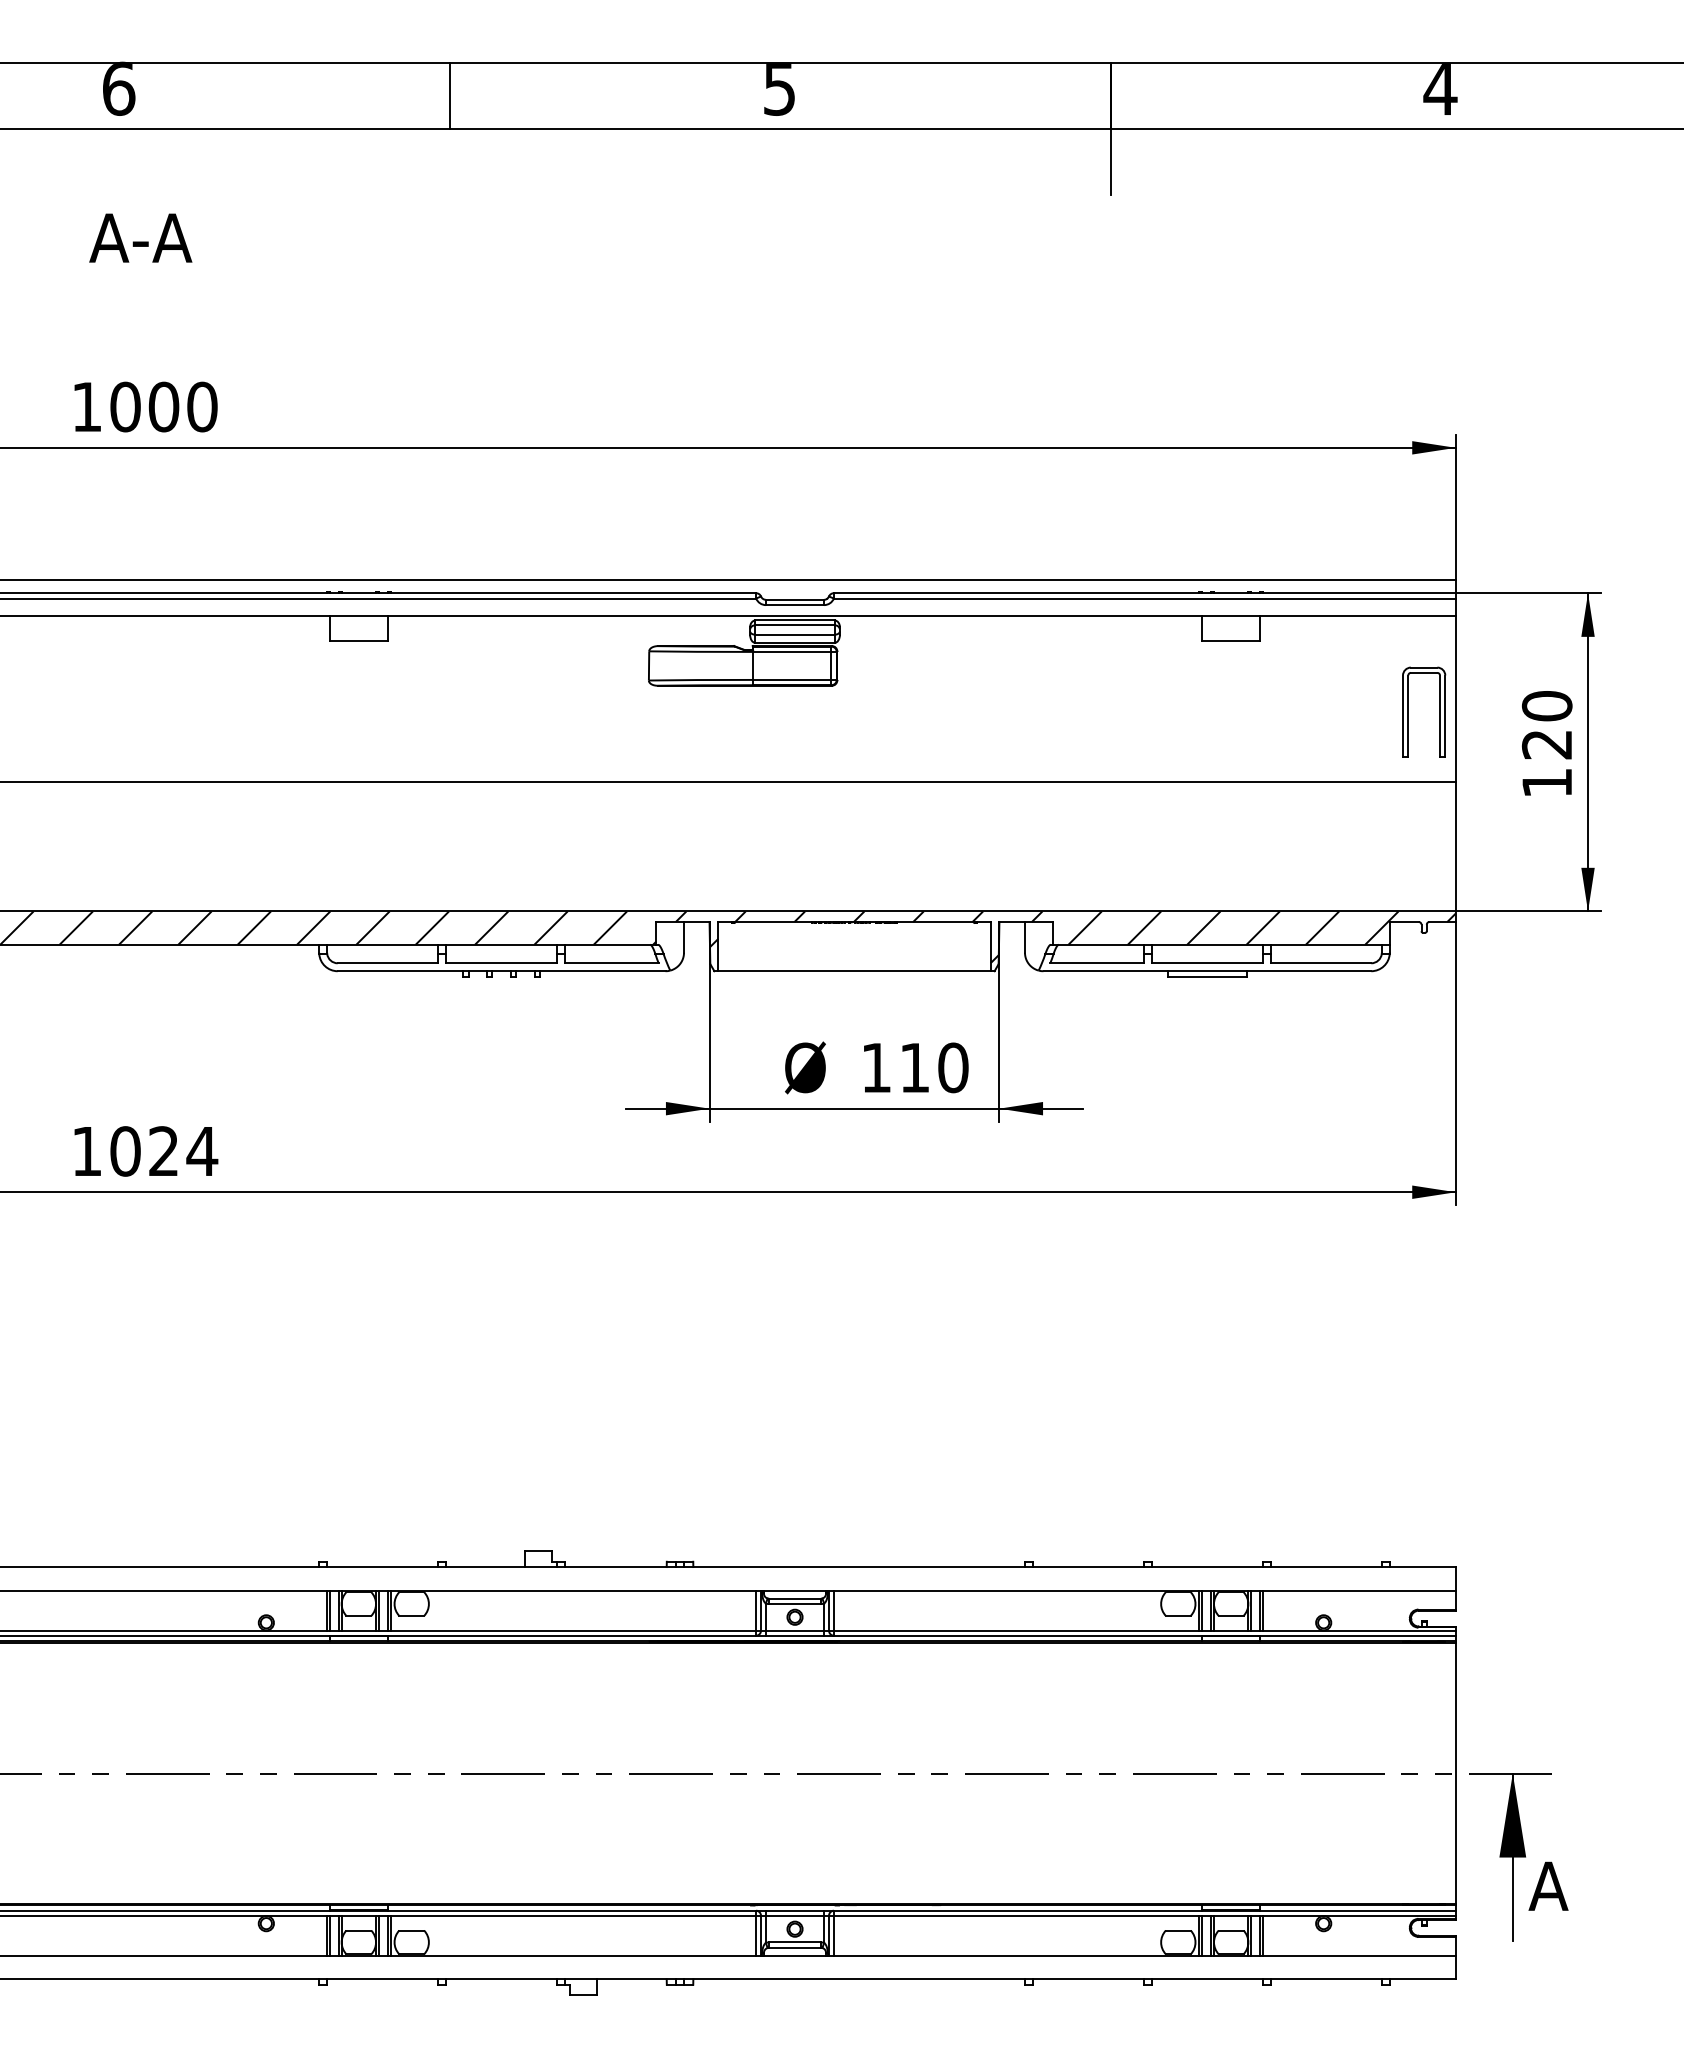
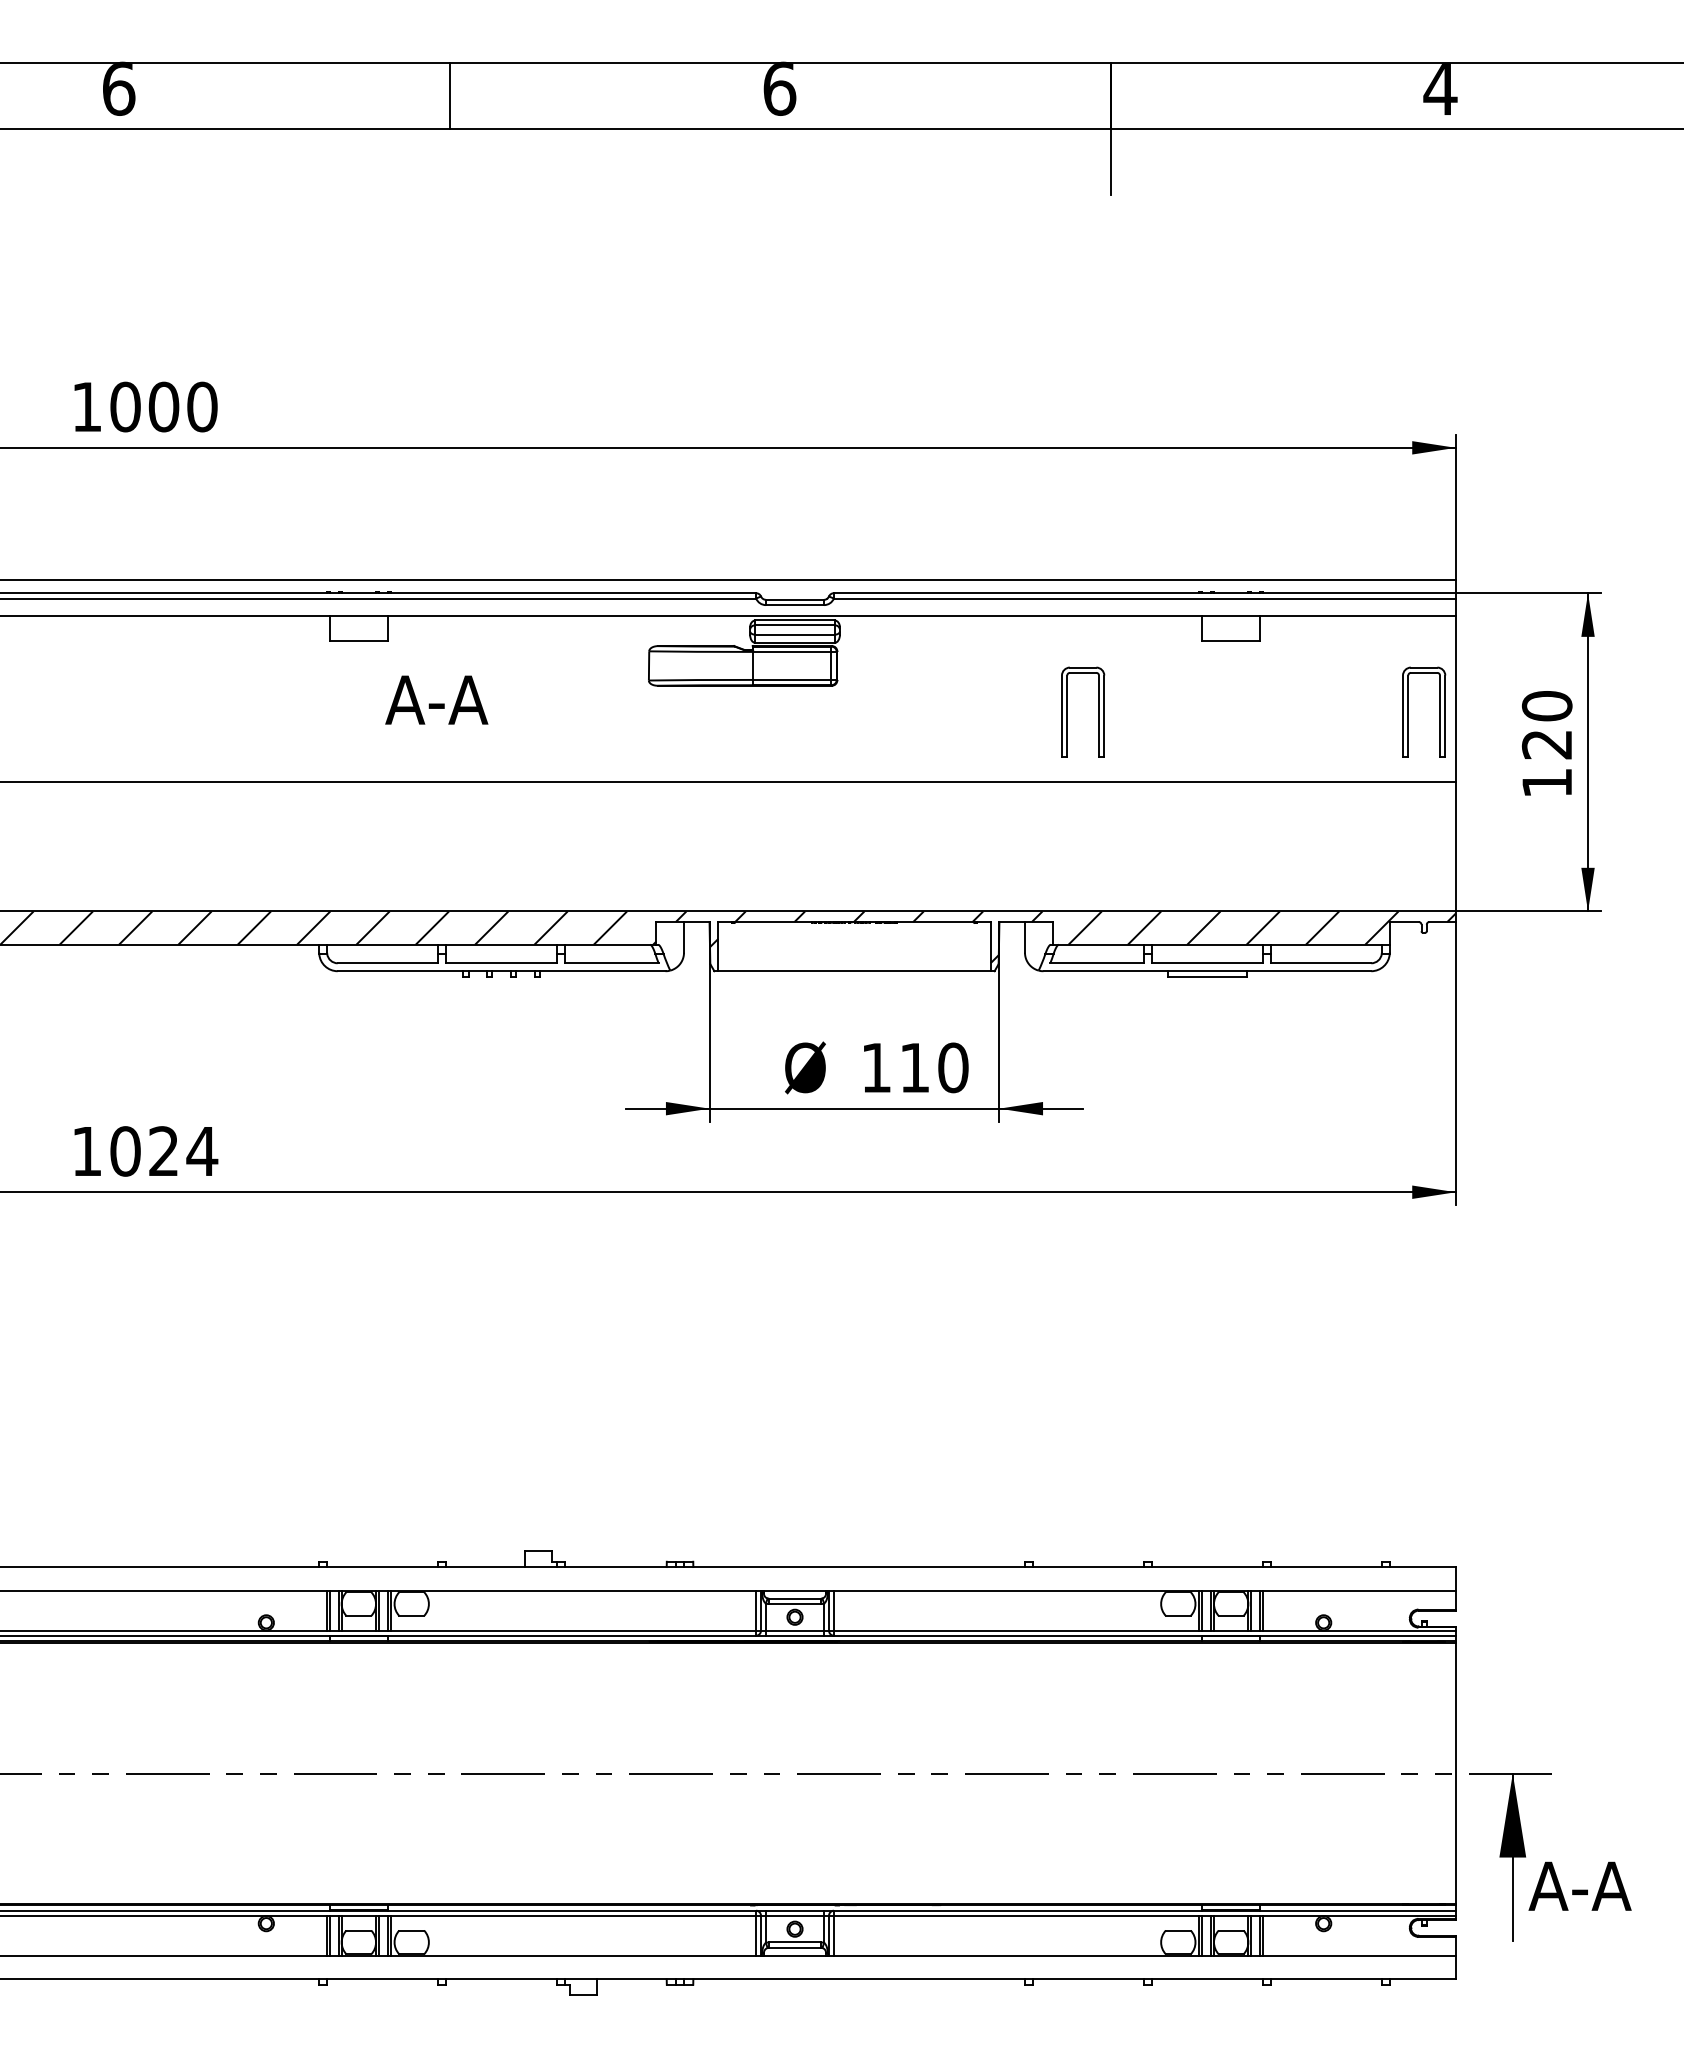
text: 5 -> 6 (779, 88)
text position: (140, 237) -> (436, 699) (436, 699)
part: none -> present (1098, 711)
text: A -> A-A (1601, 1885)
